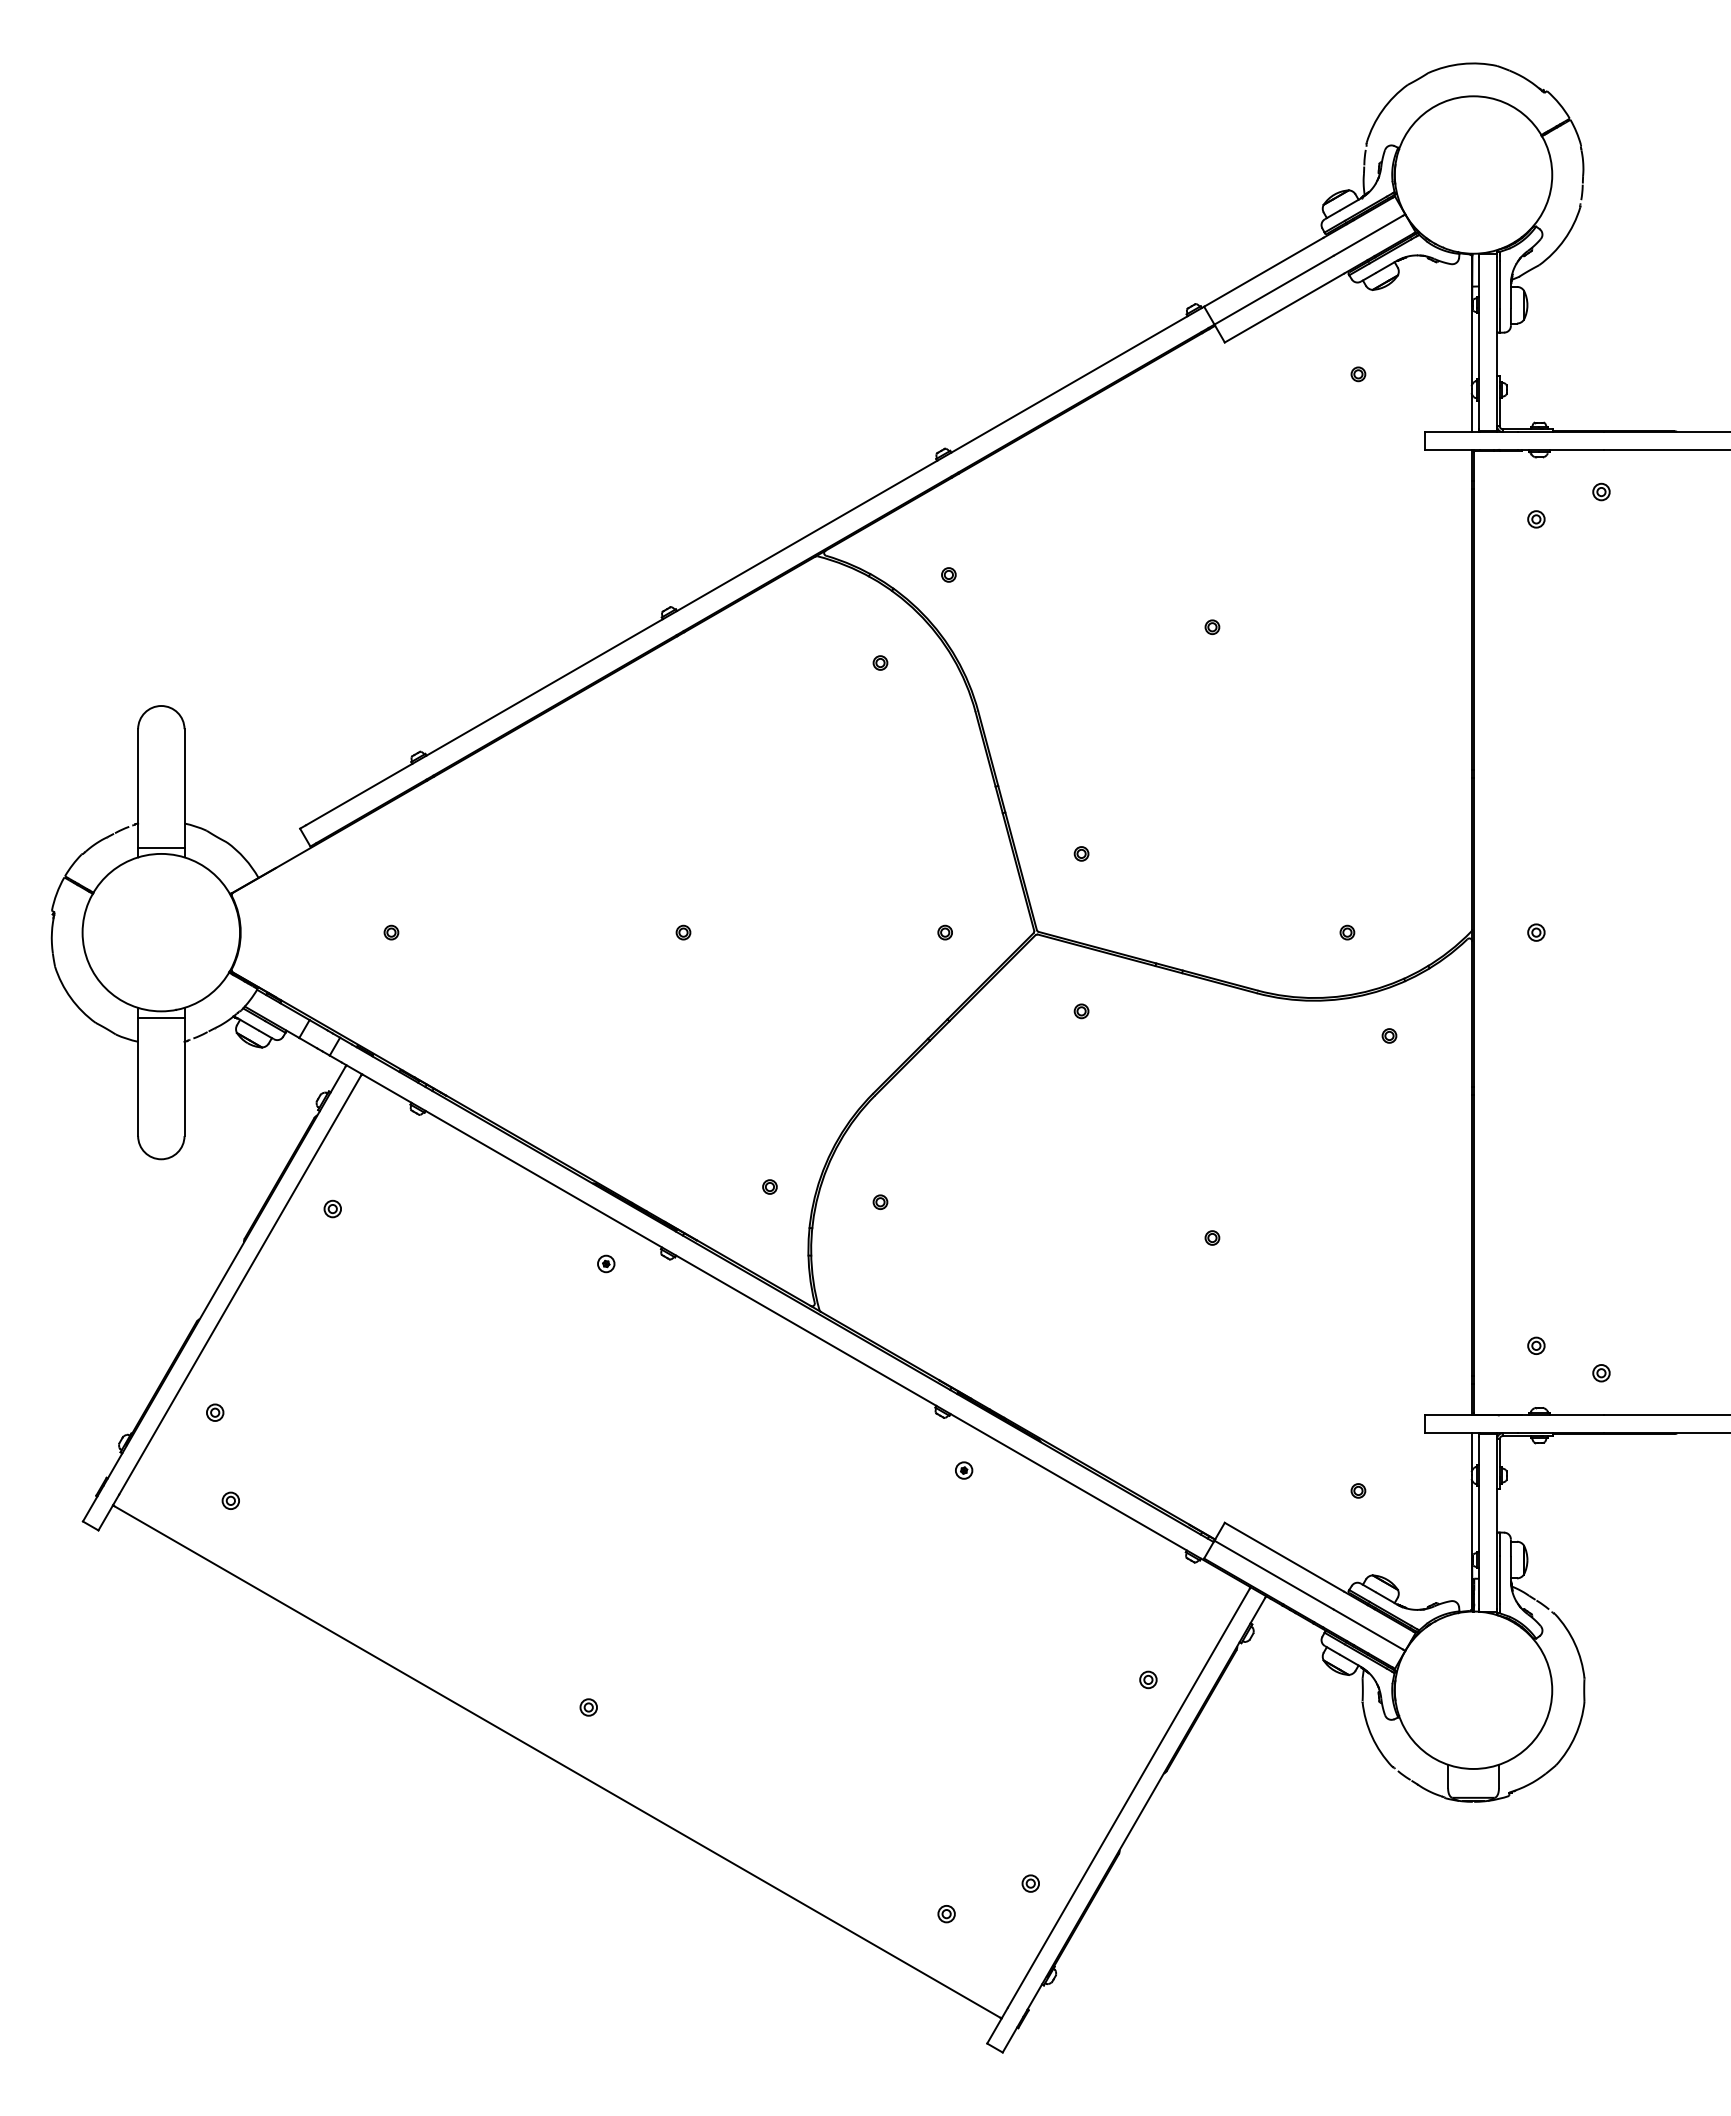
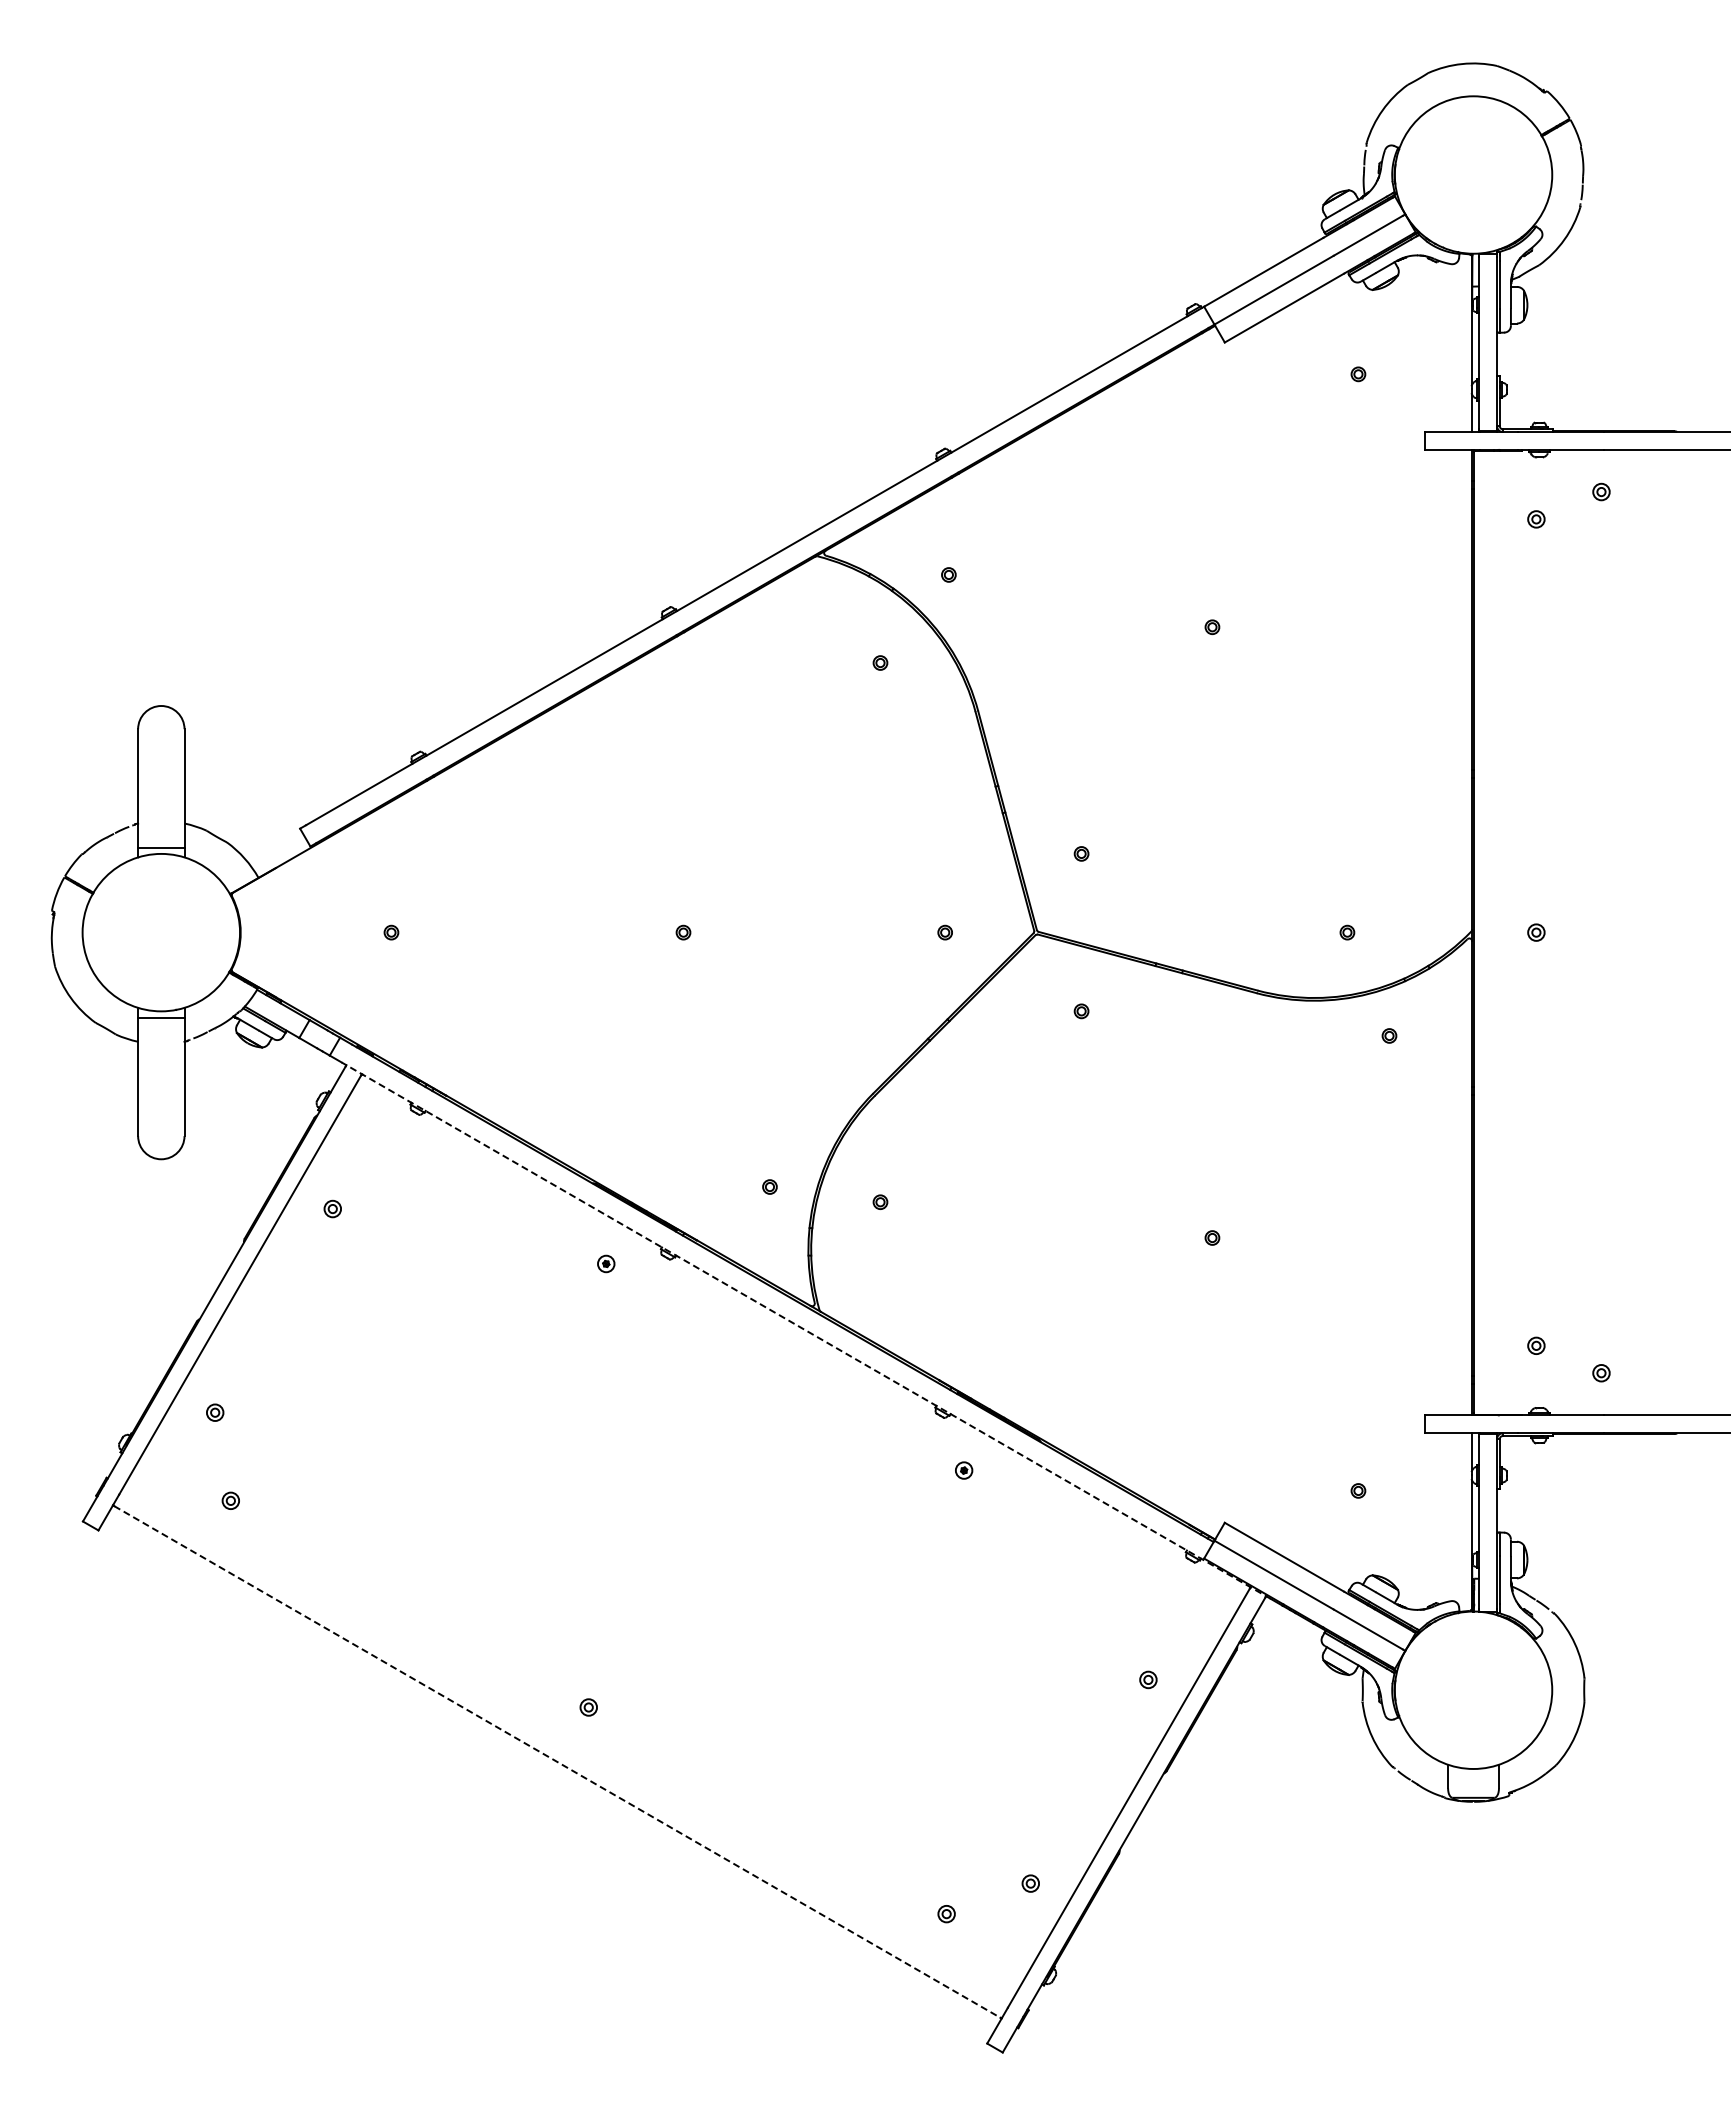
line: solid -> dashed (805, 1330)
line: solid -> dashed (557, 1761)
